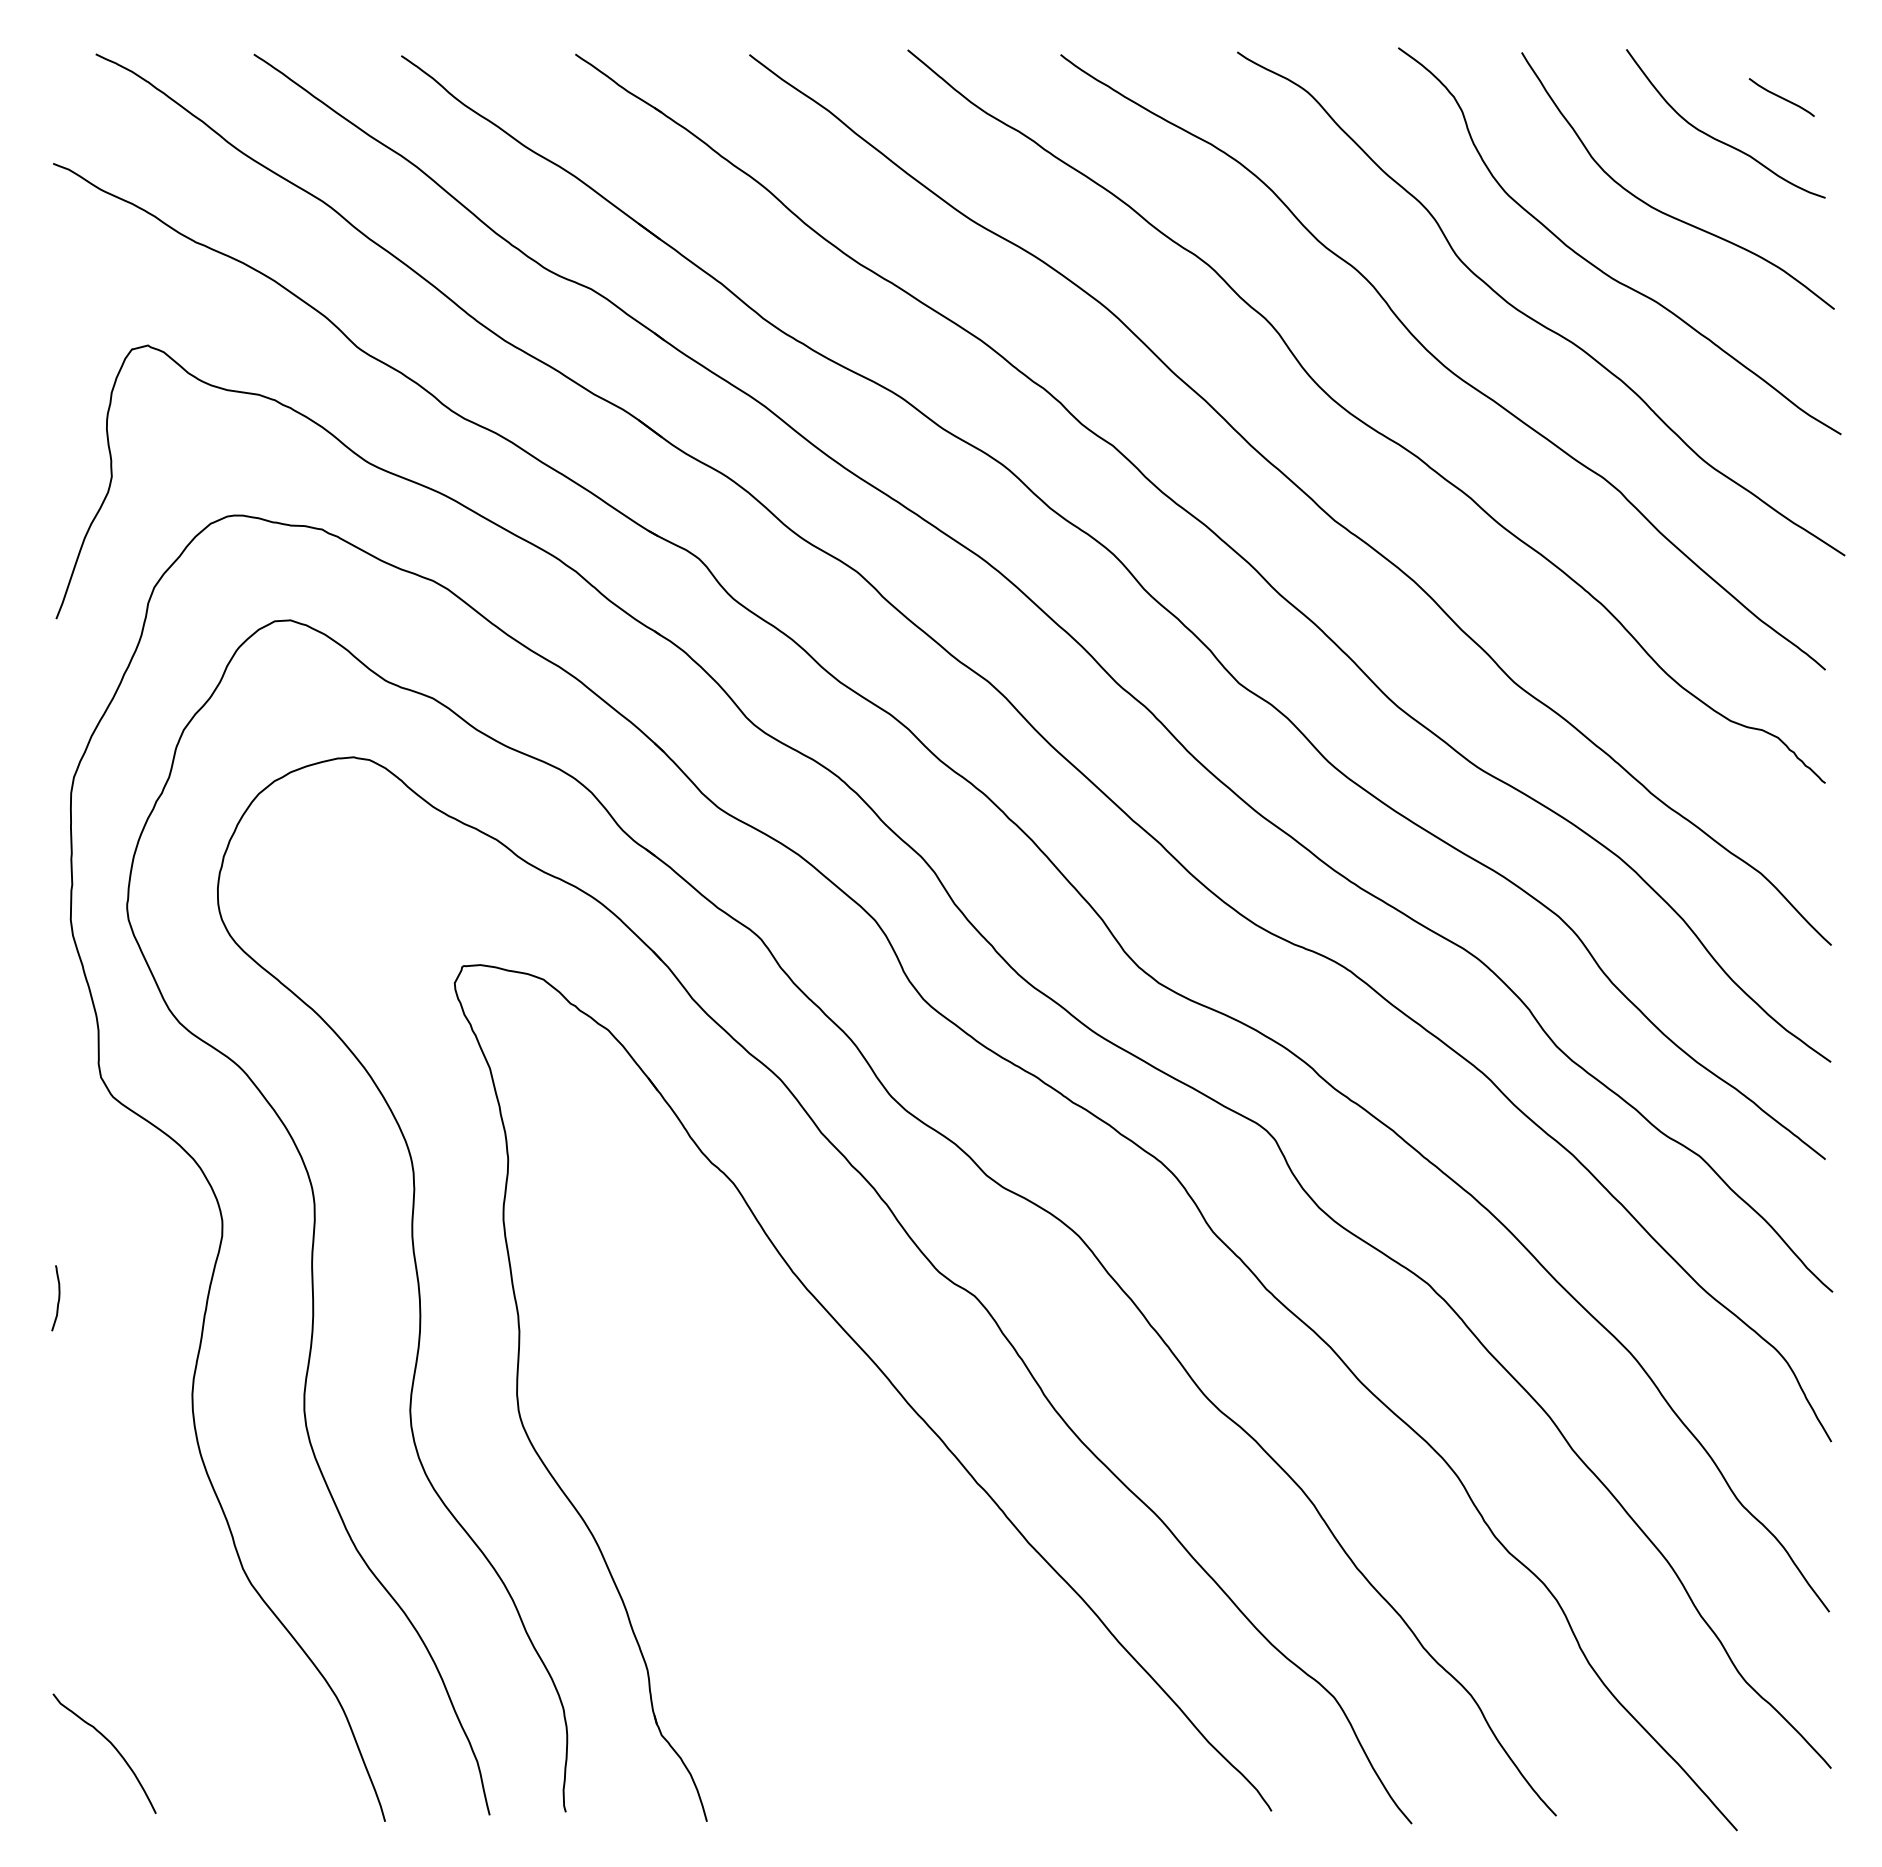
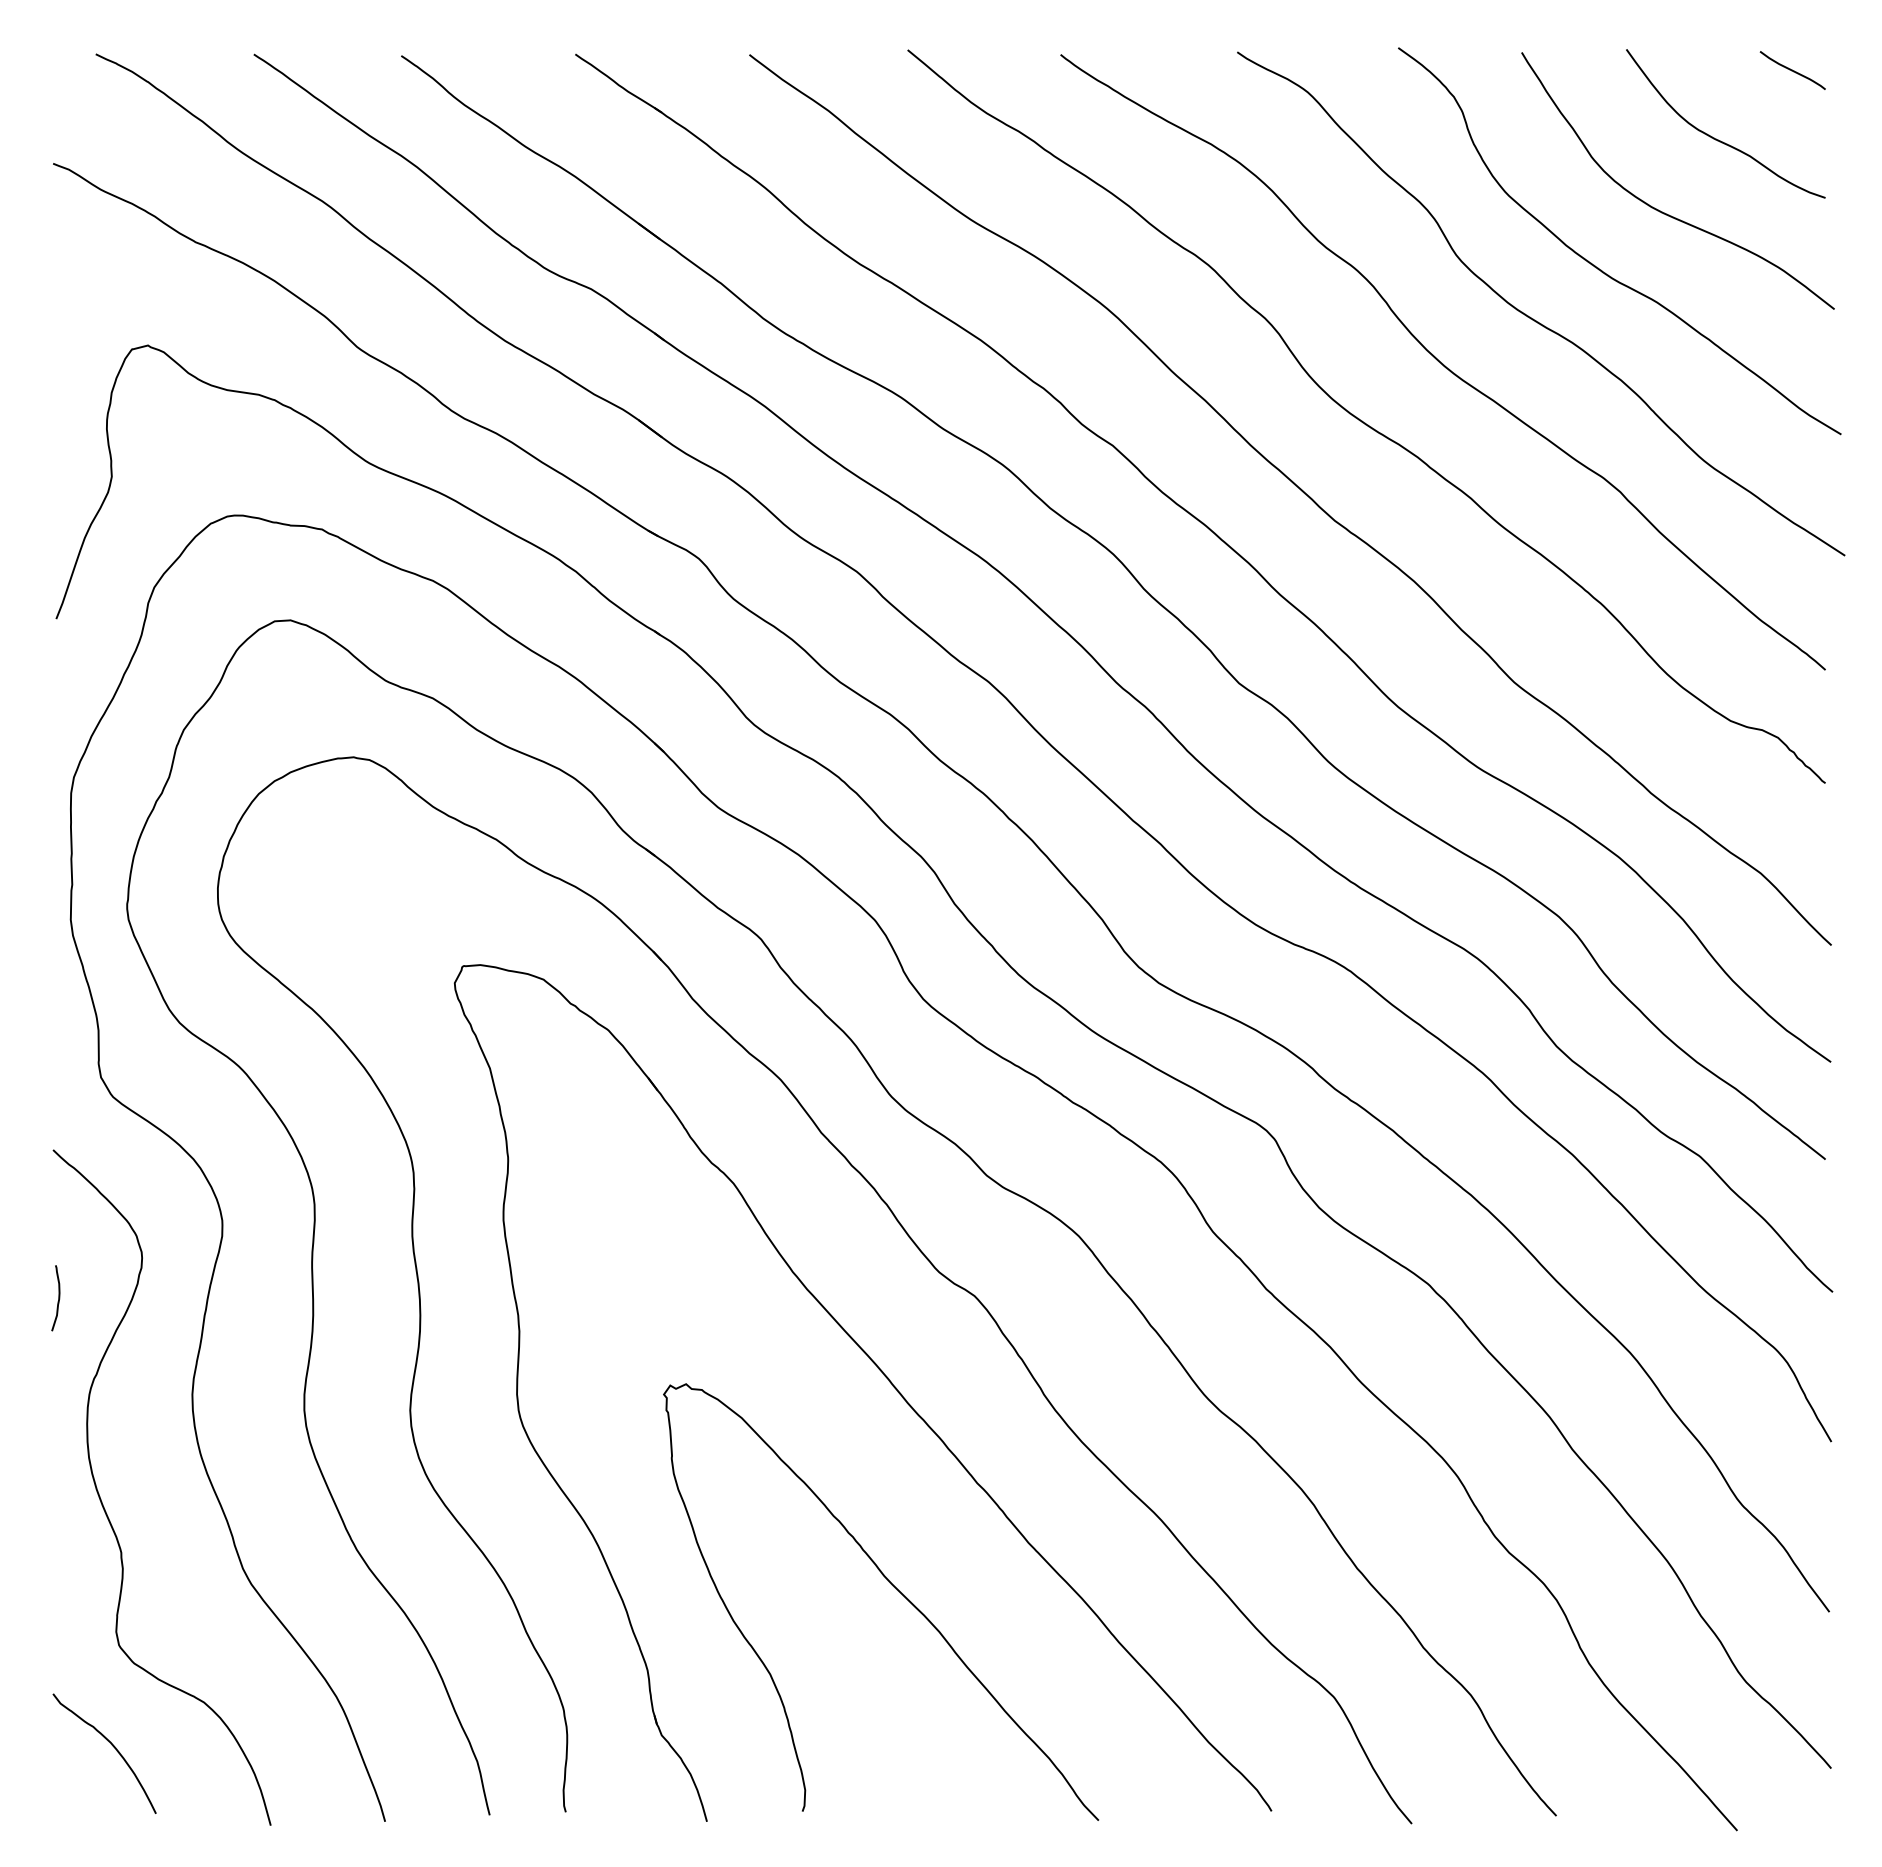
curve position: (1781, 97) -> (1792, 70) (1792, 70)
curve: none -> present (106, 1511)
curve: none -> present (892, 1586)
